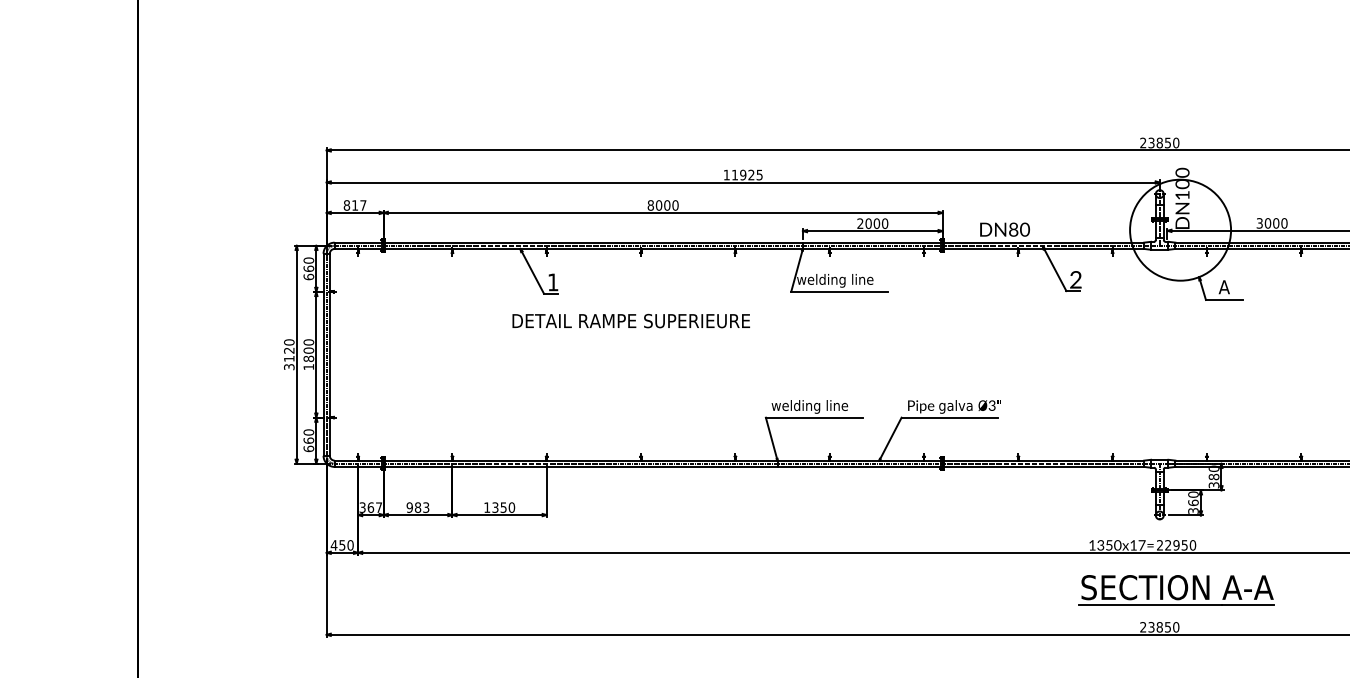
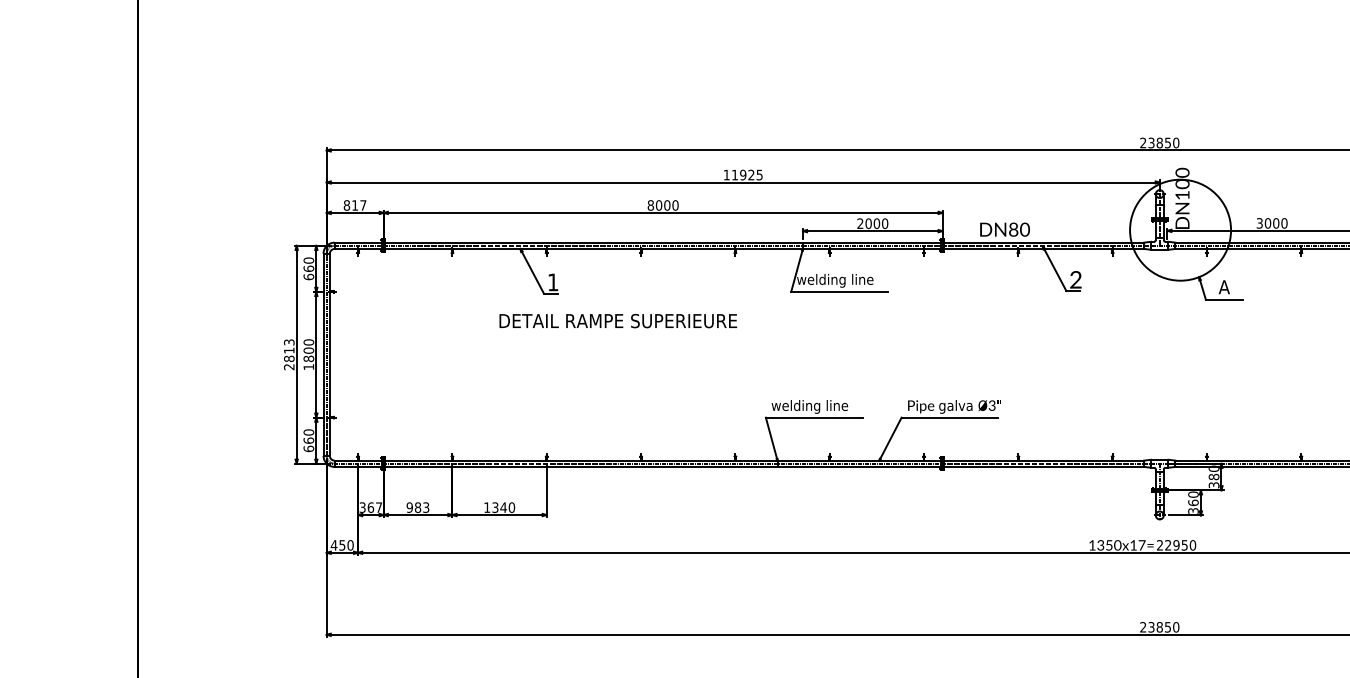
text position: (630, 320) -> (617, 320) (617, 320)
text: 3120 -> 2813 (289, 354)
text: 1350 -> 1340 (503, 507)
part: present -> none (1176, 590)
